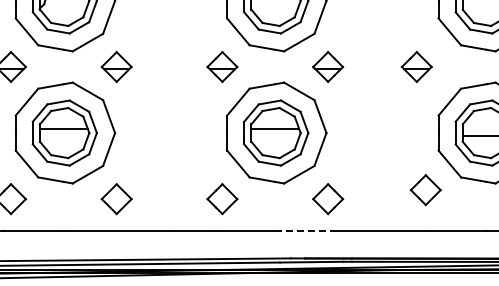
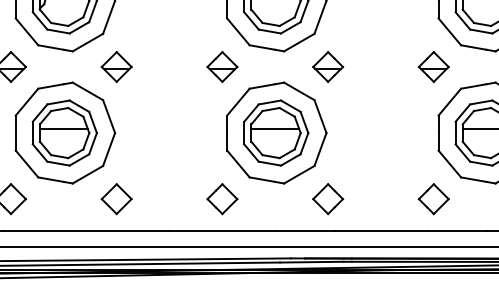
part position: (416, 66) -> (433, 66) (433, 66)
line position: (478, 135) -> (478, 128) (478, 128)
part position: (425, 190) -> (433, 199) (433, 199)
line: dashed -> solid (305, 230)
line: none -> present (248, 247)
